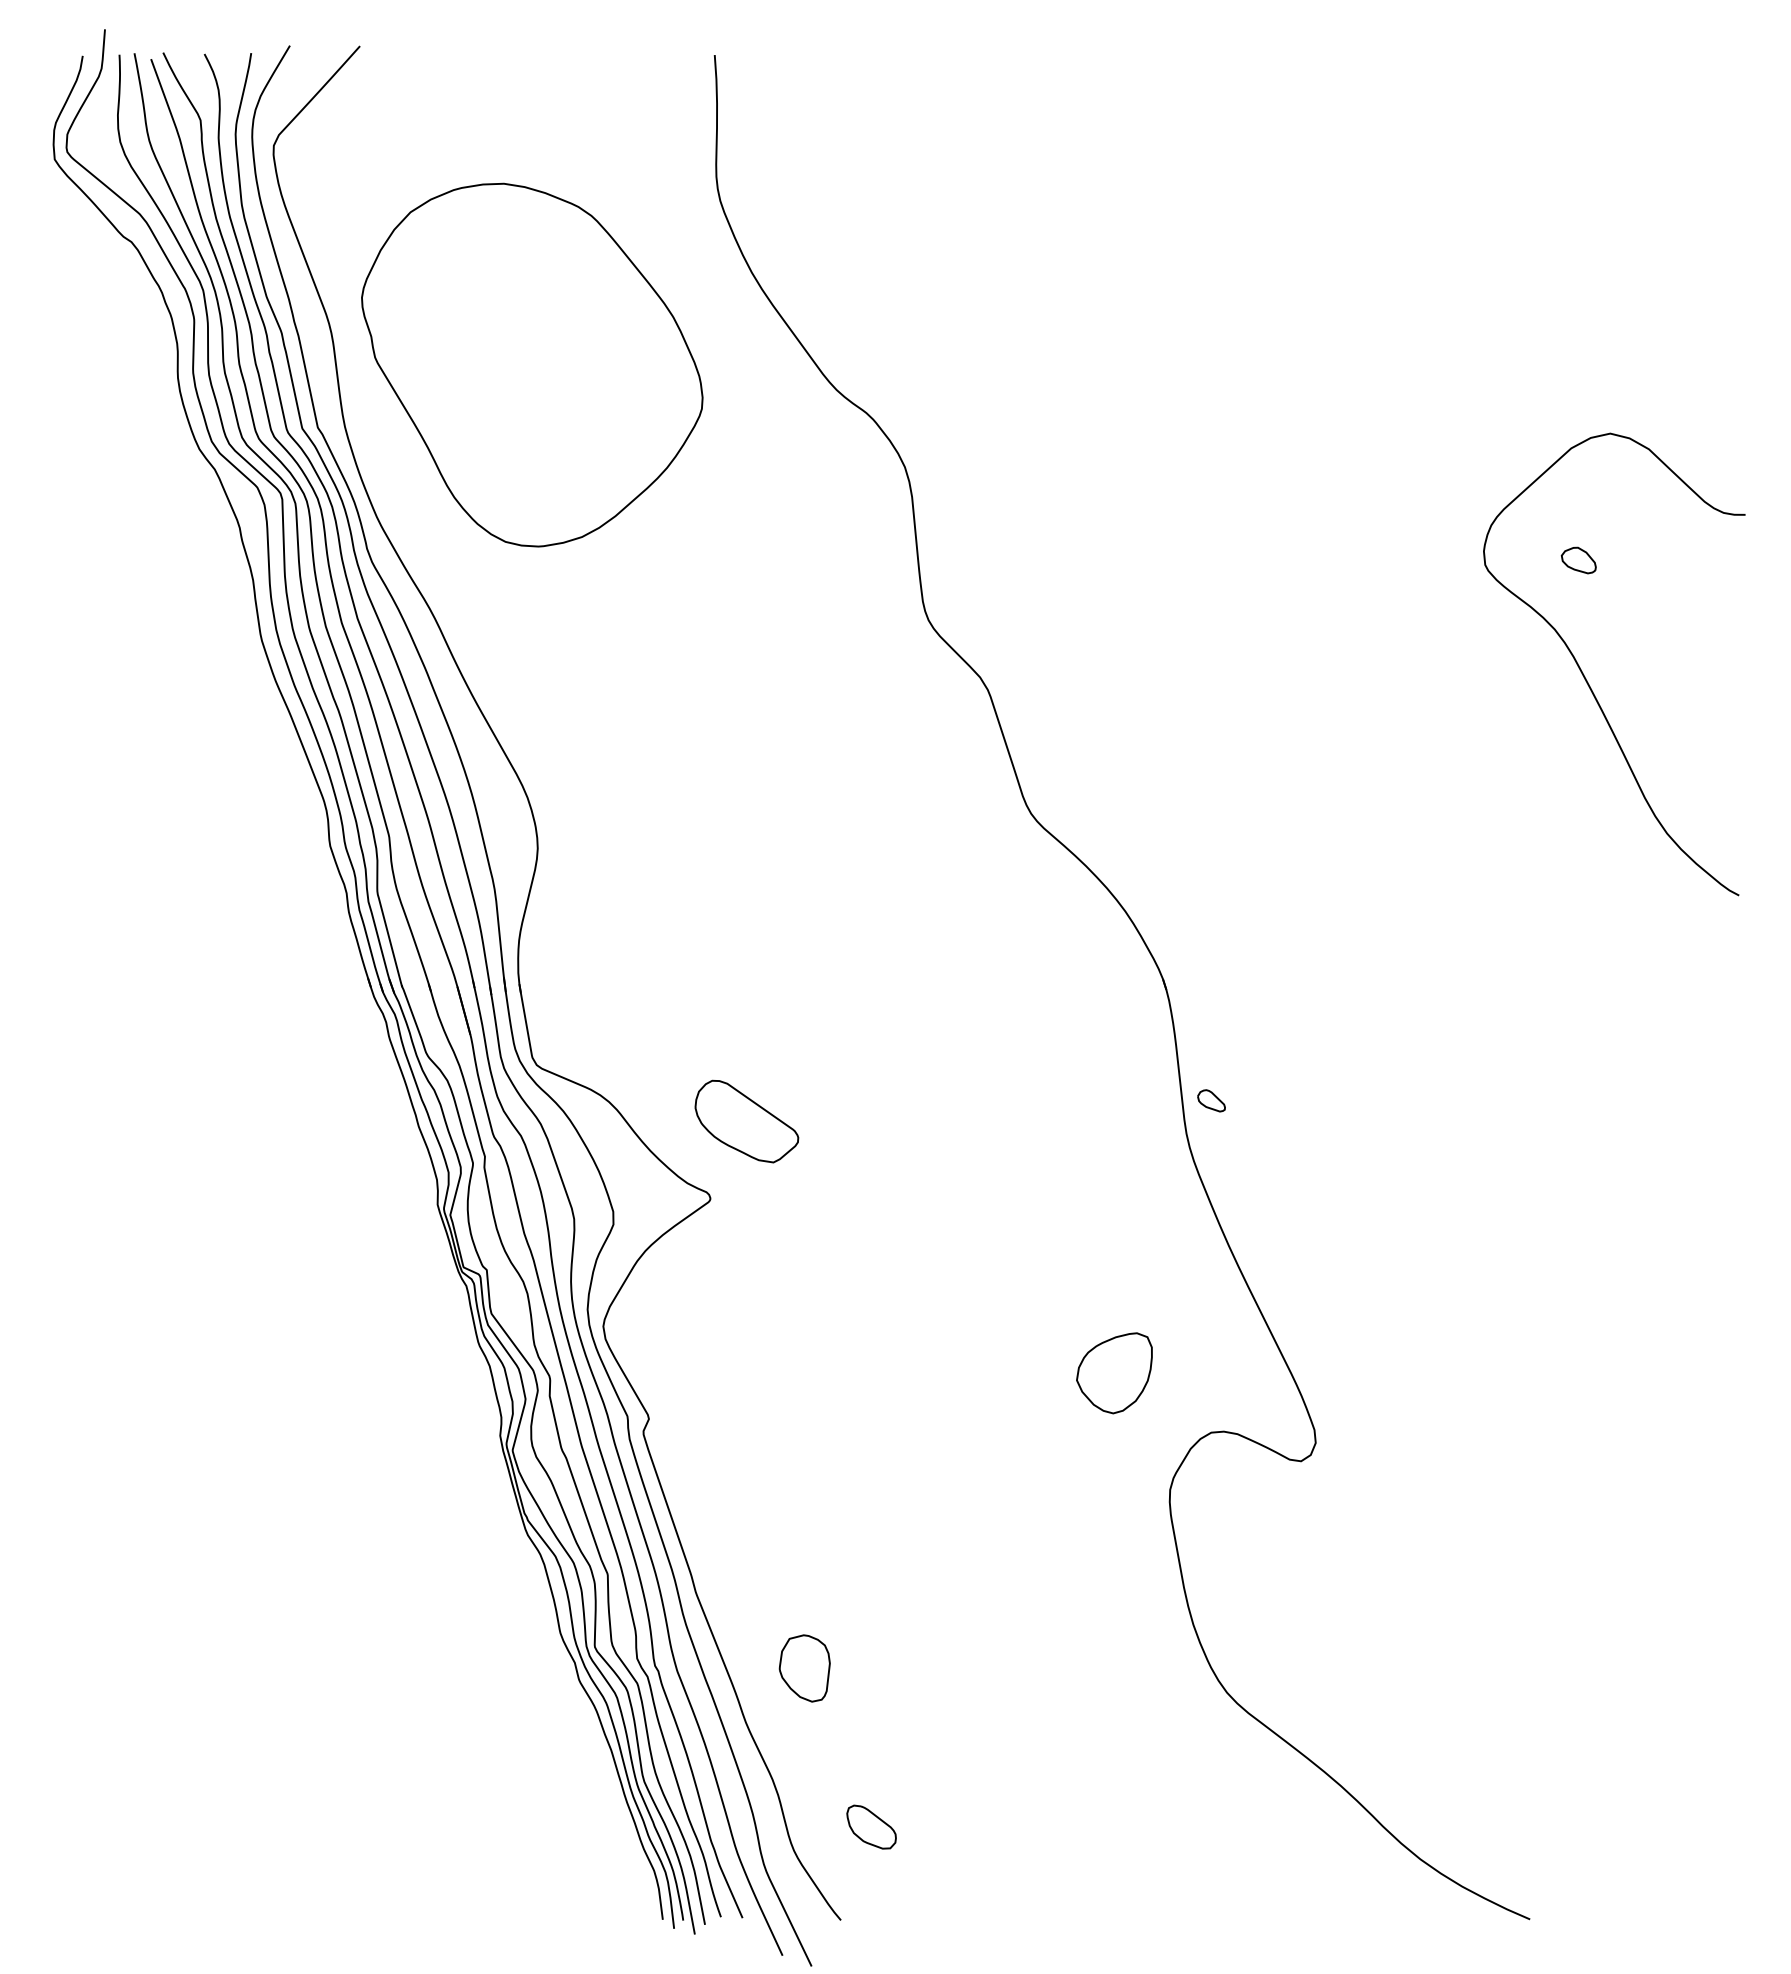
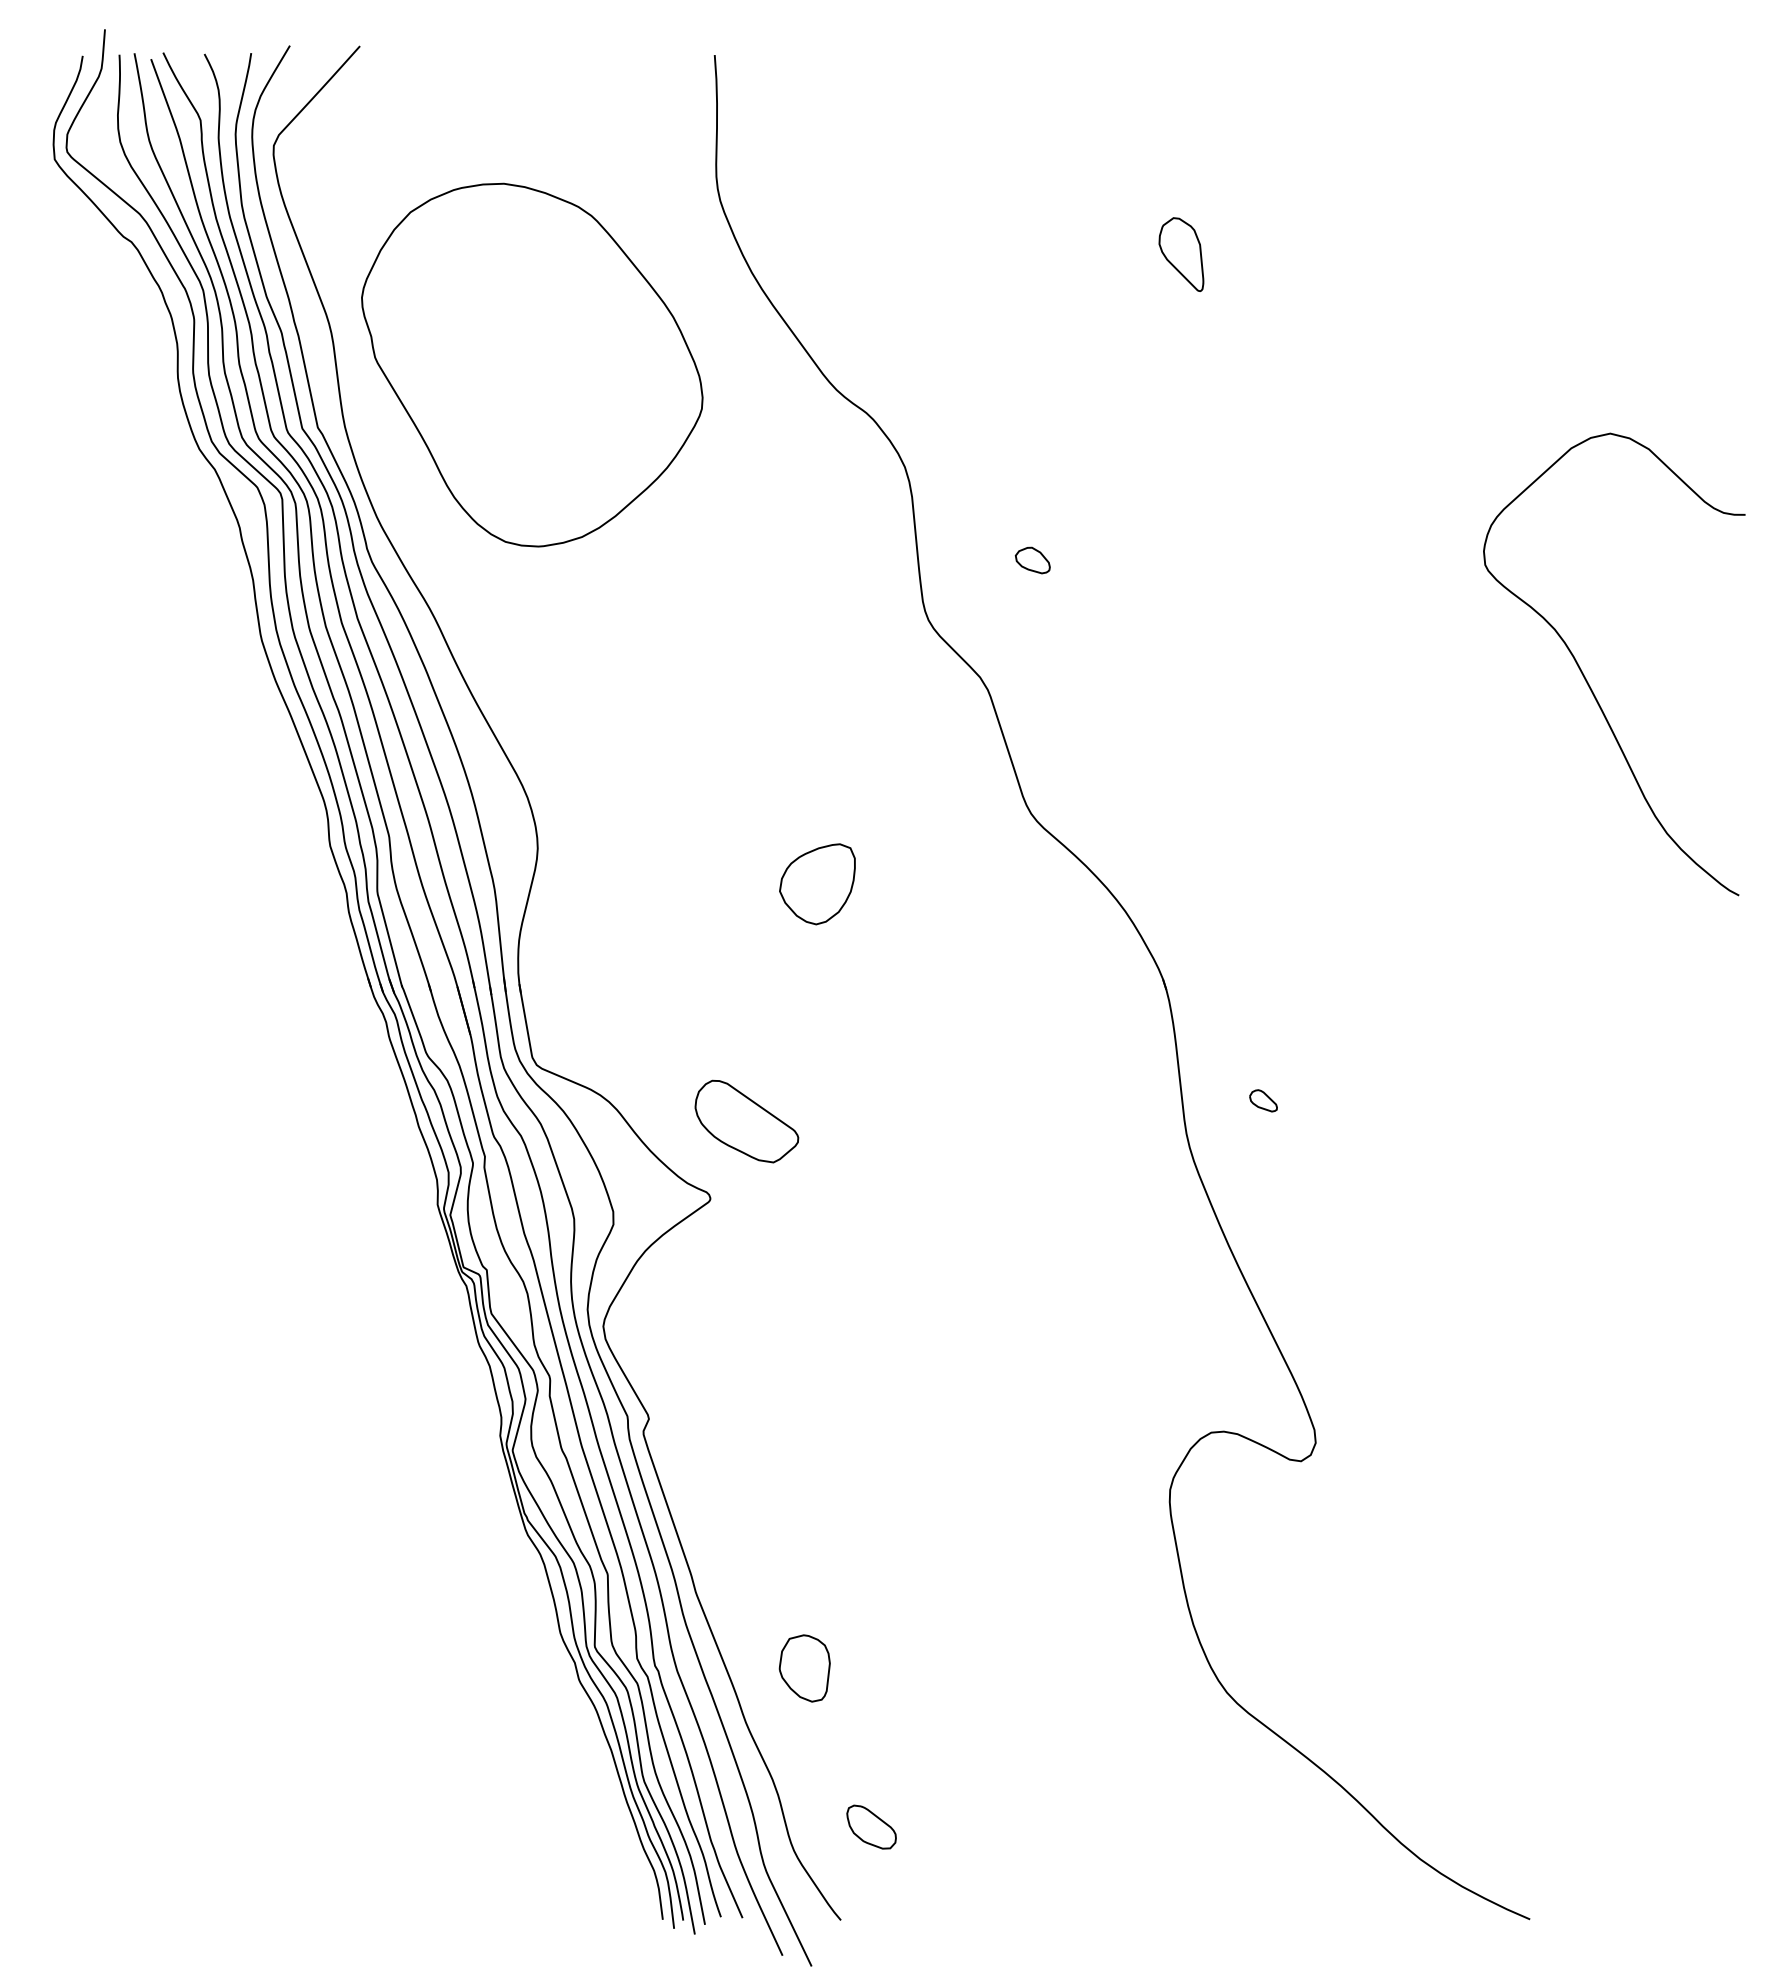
part: none -> present (1181, 254)
part position: (1578, 560) -> (1032, 560) (1032, 560)
part position: (1211, 1100) -> (1263, 1100) (1263, 1100)
part position: (1114, 1373) -> (817, 884) (817, 884)
